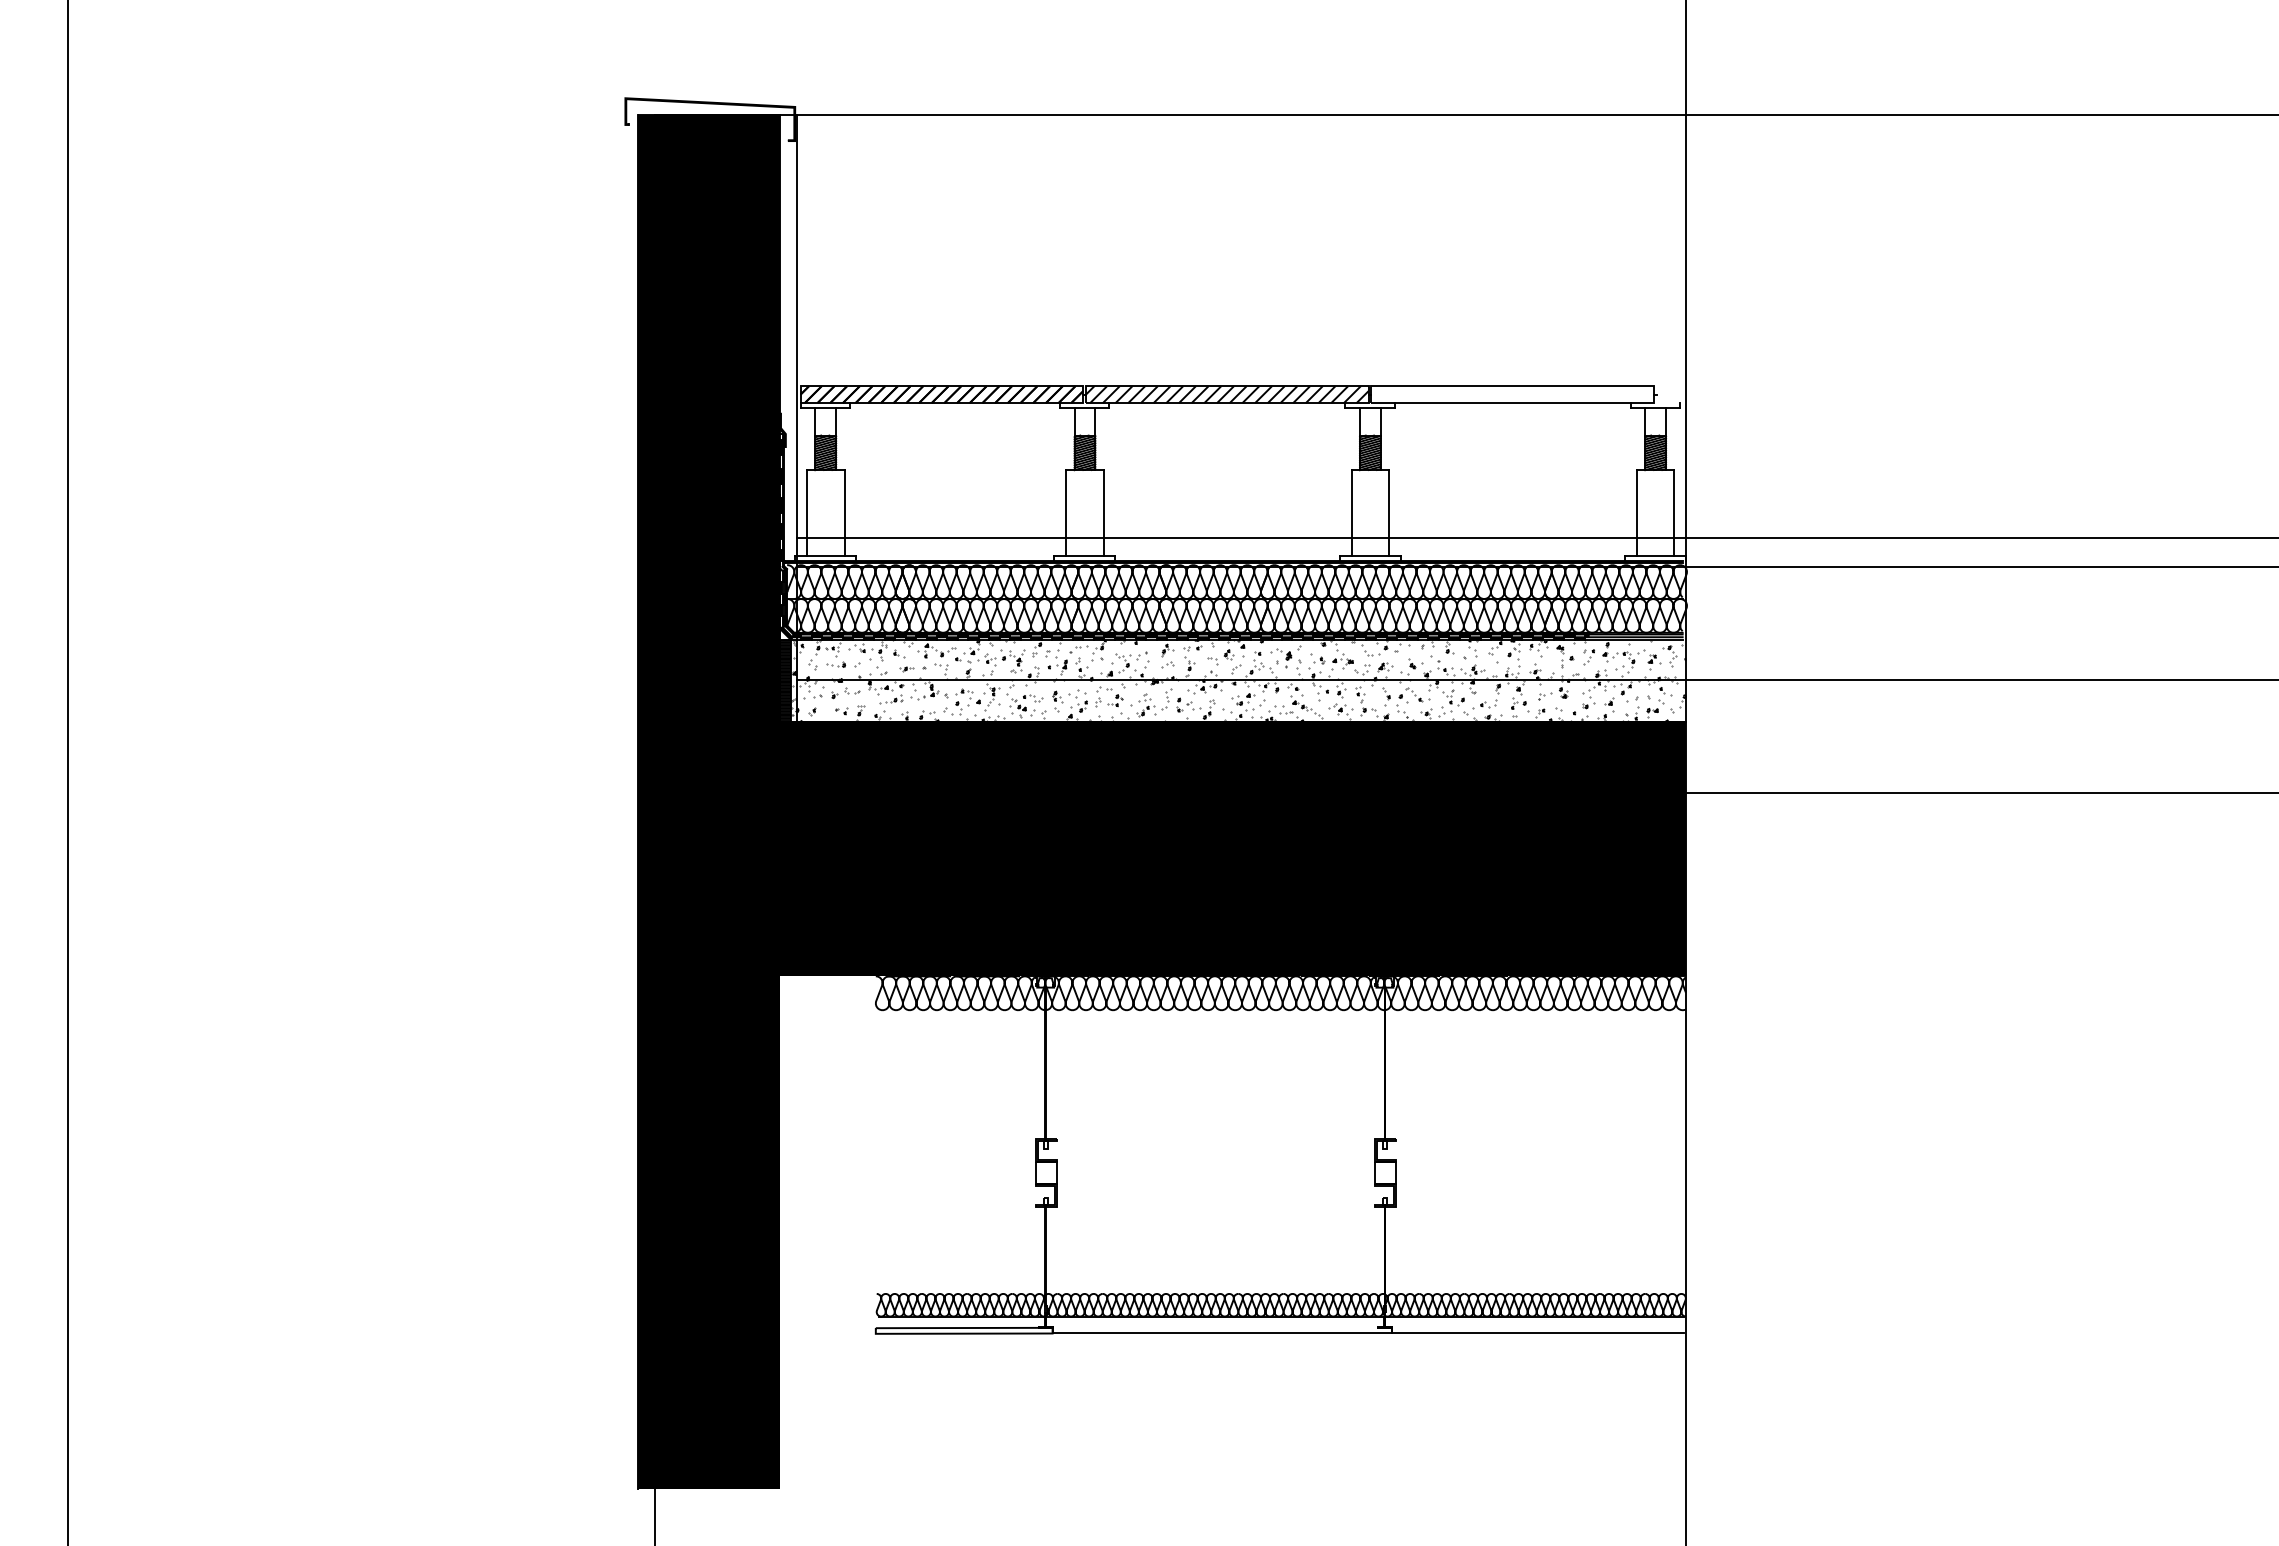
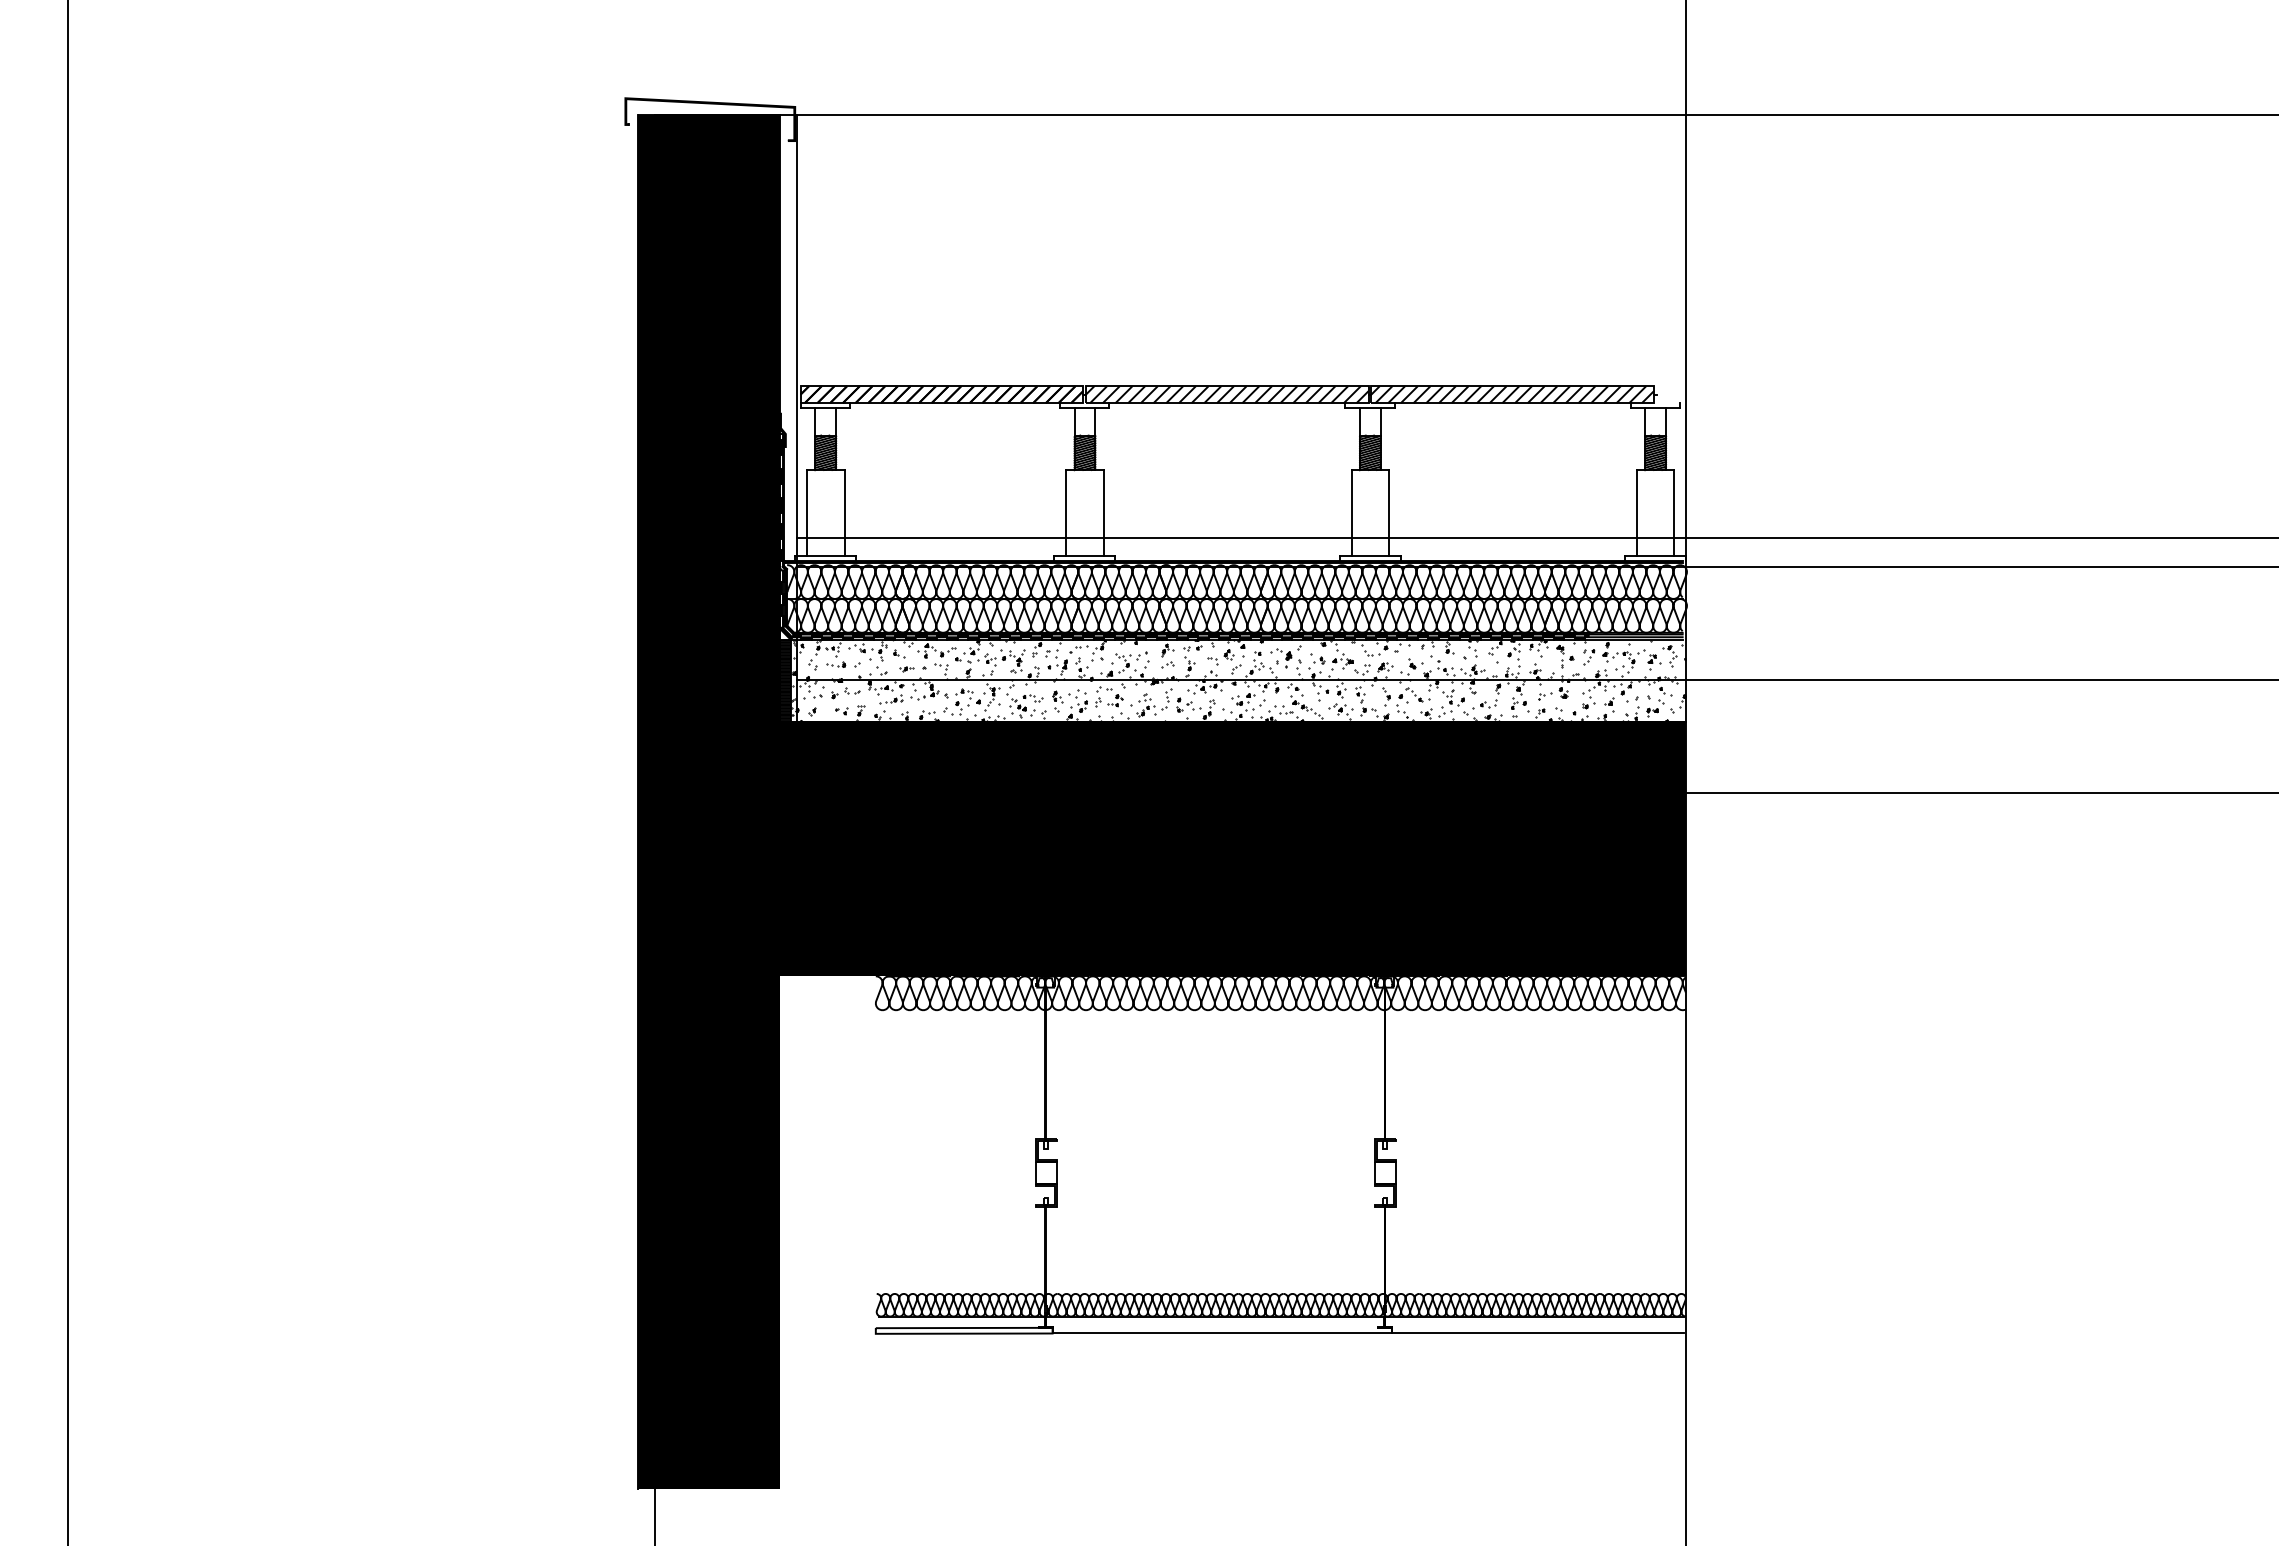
hatch: none -> present (1512, 394)
hatch: none -> present (1238, 680)
